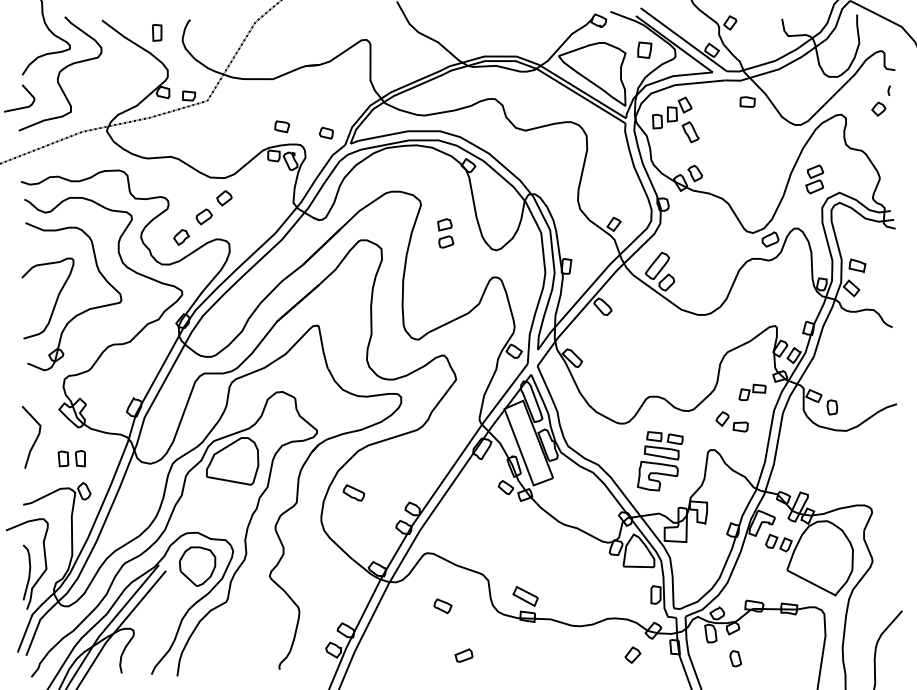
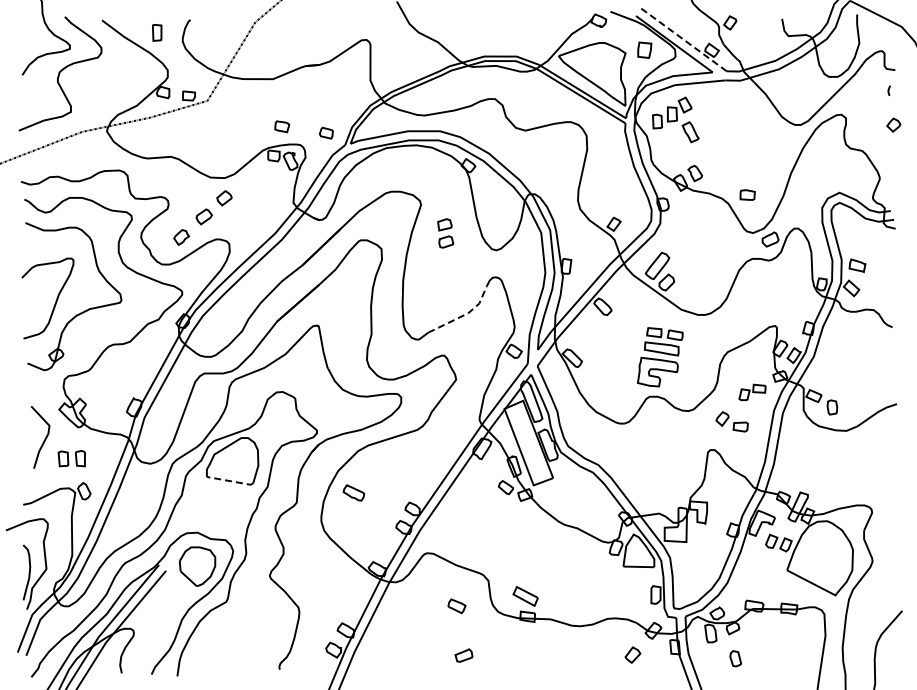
line: solid -> dashed (683, 39)
part position: (747, 101) -> (747, 194) (747, 194)
curve: present -> none (19, 107)
part position: (878, 108) -> (893, 124) (893, 124)
part: present -> none (814, 179)
line: solid -> dashed (464, 314)
line position: (35, 438) -> (44, 438) (44, 438)
part position: (660, 461) -> (660, 357) (660, 357)
line: solid -> dashed (230, 481)
part position: (442, 606) -> (456, 606) (456, 606)
